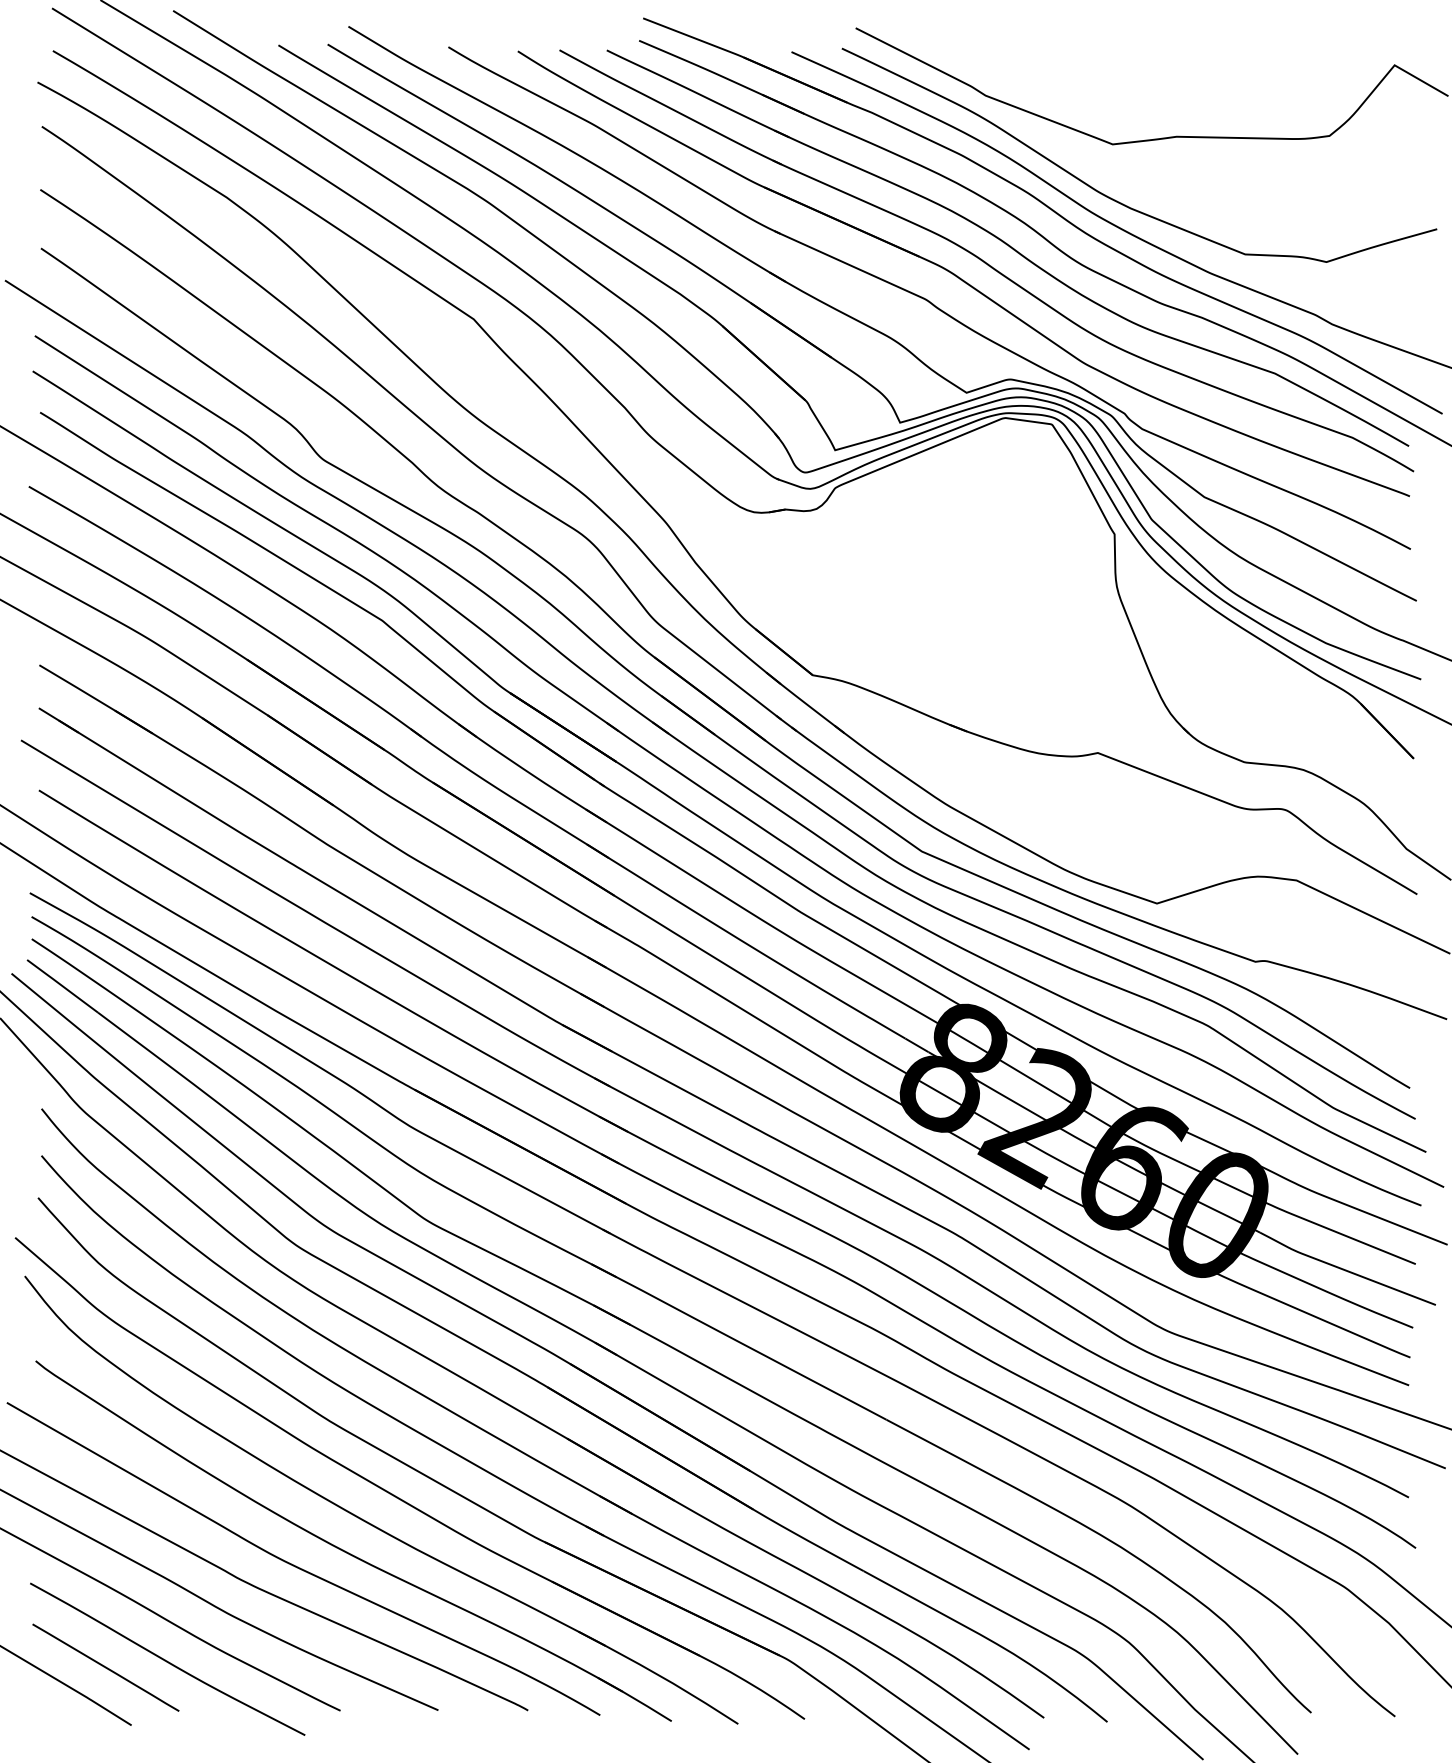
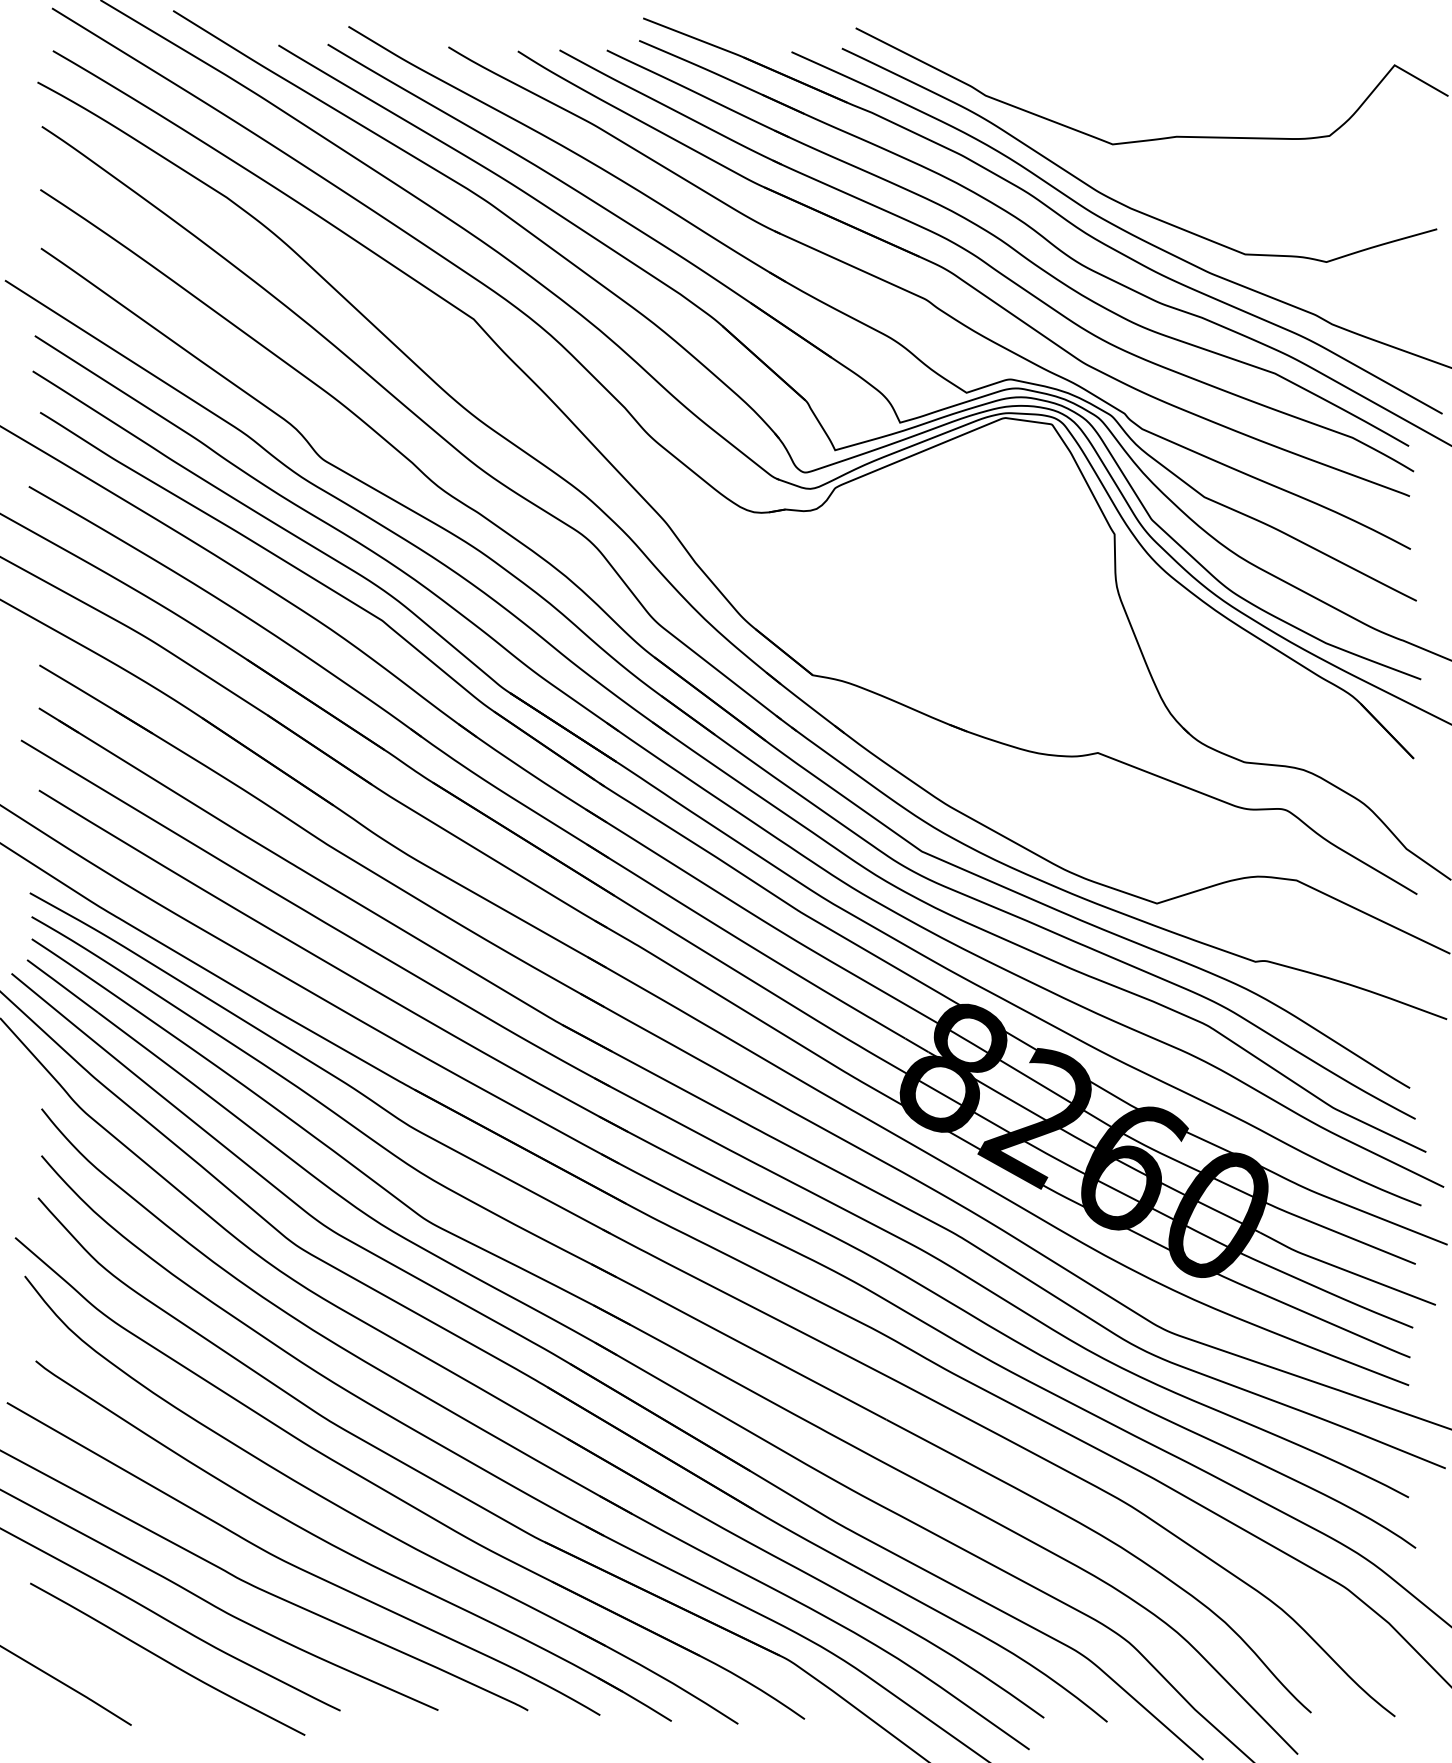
line: present -> none (105, 1667)
